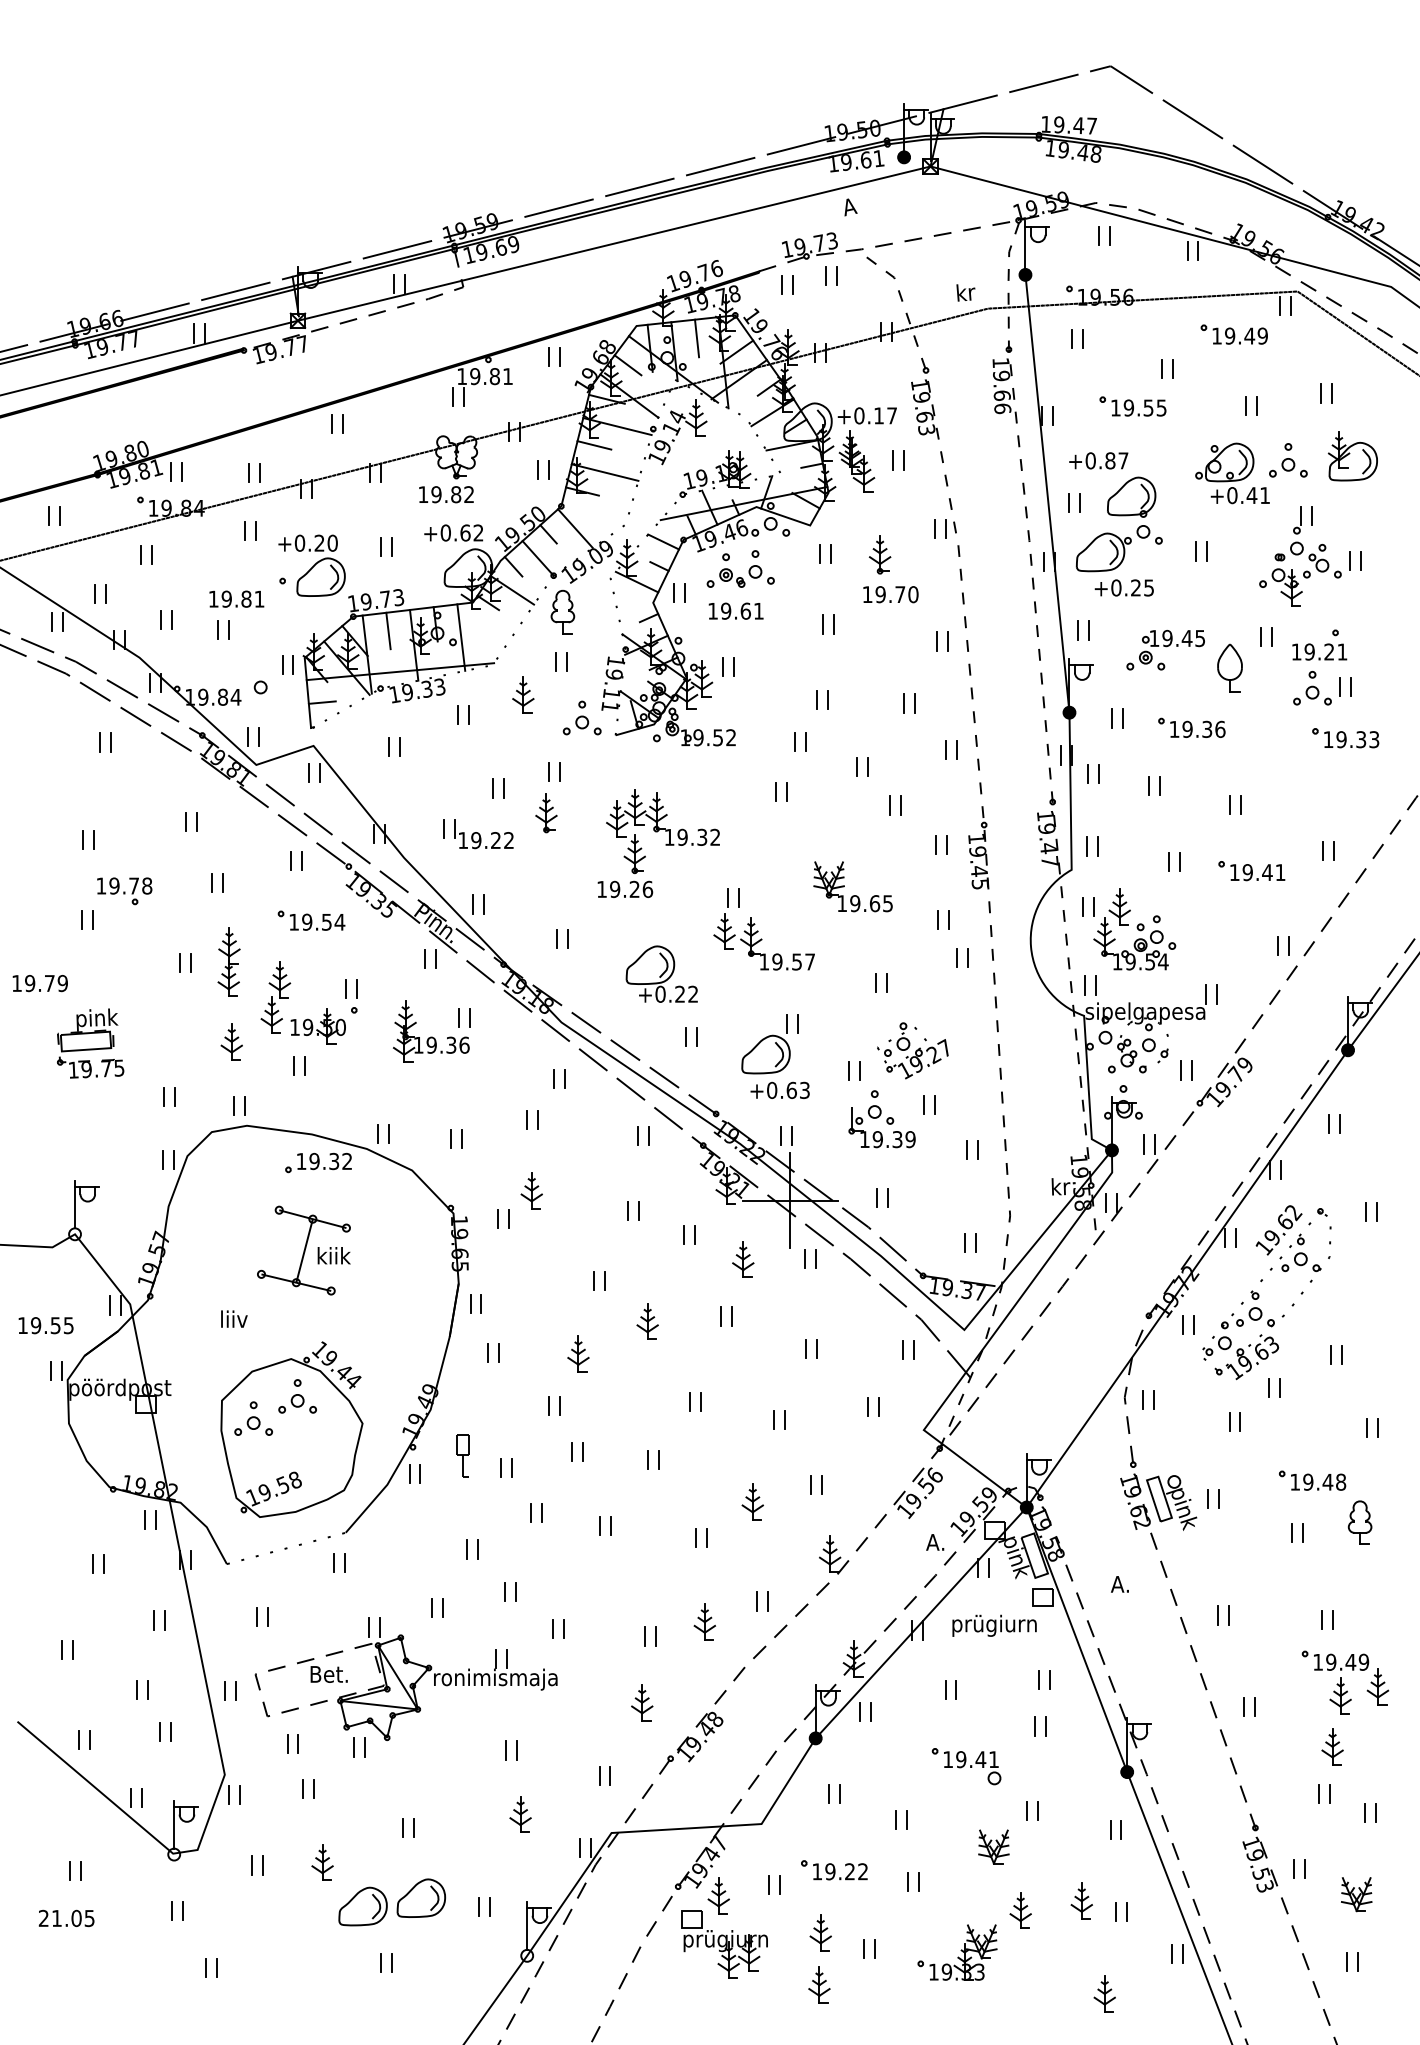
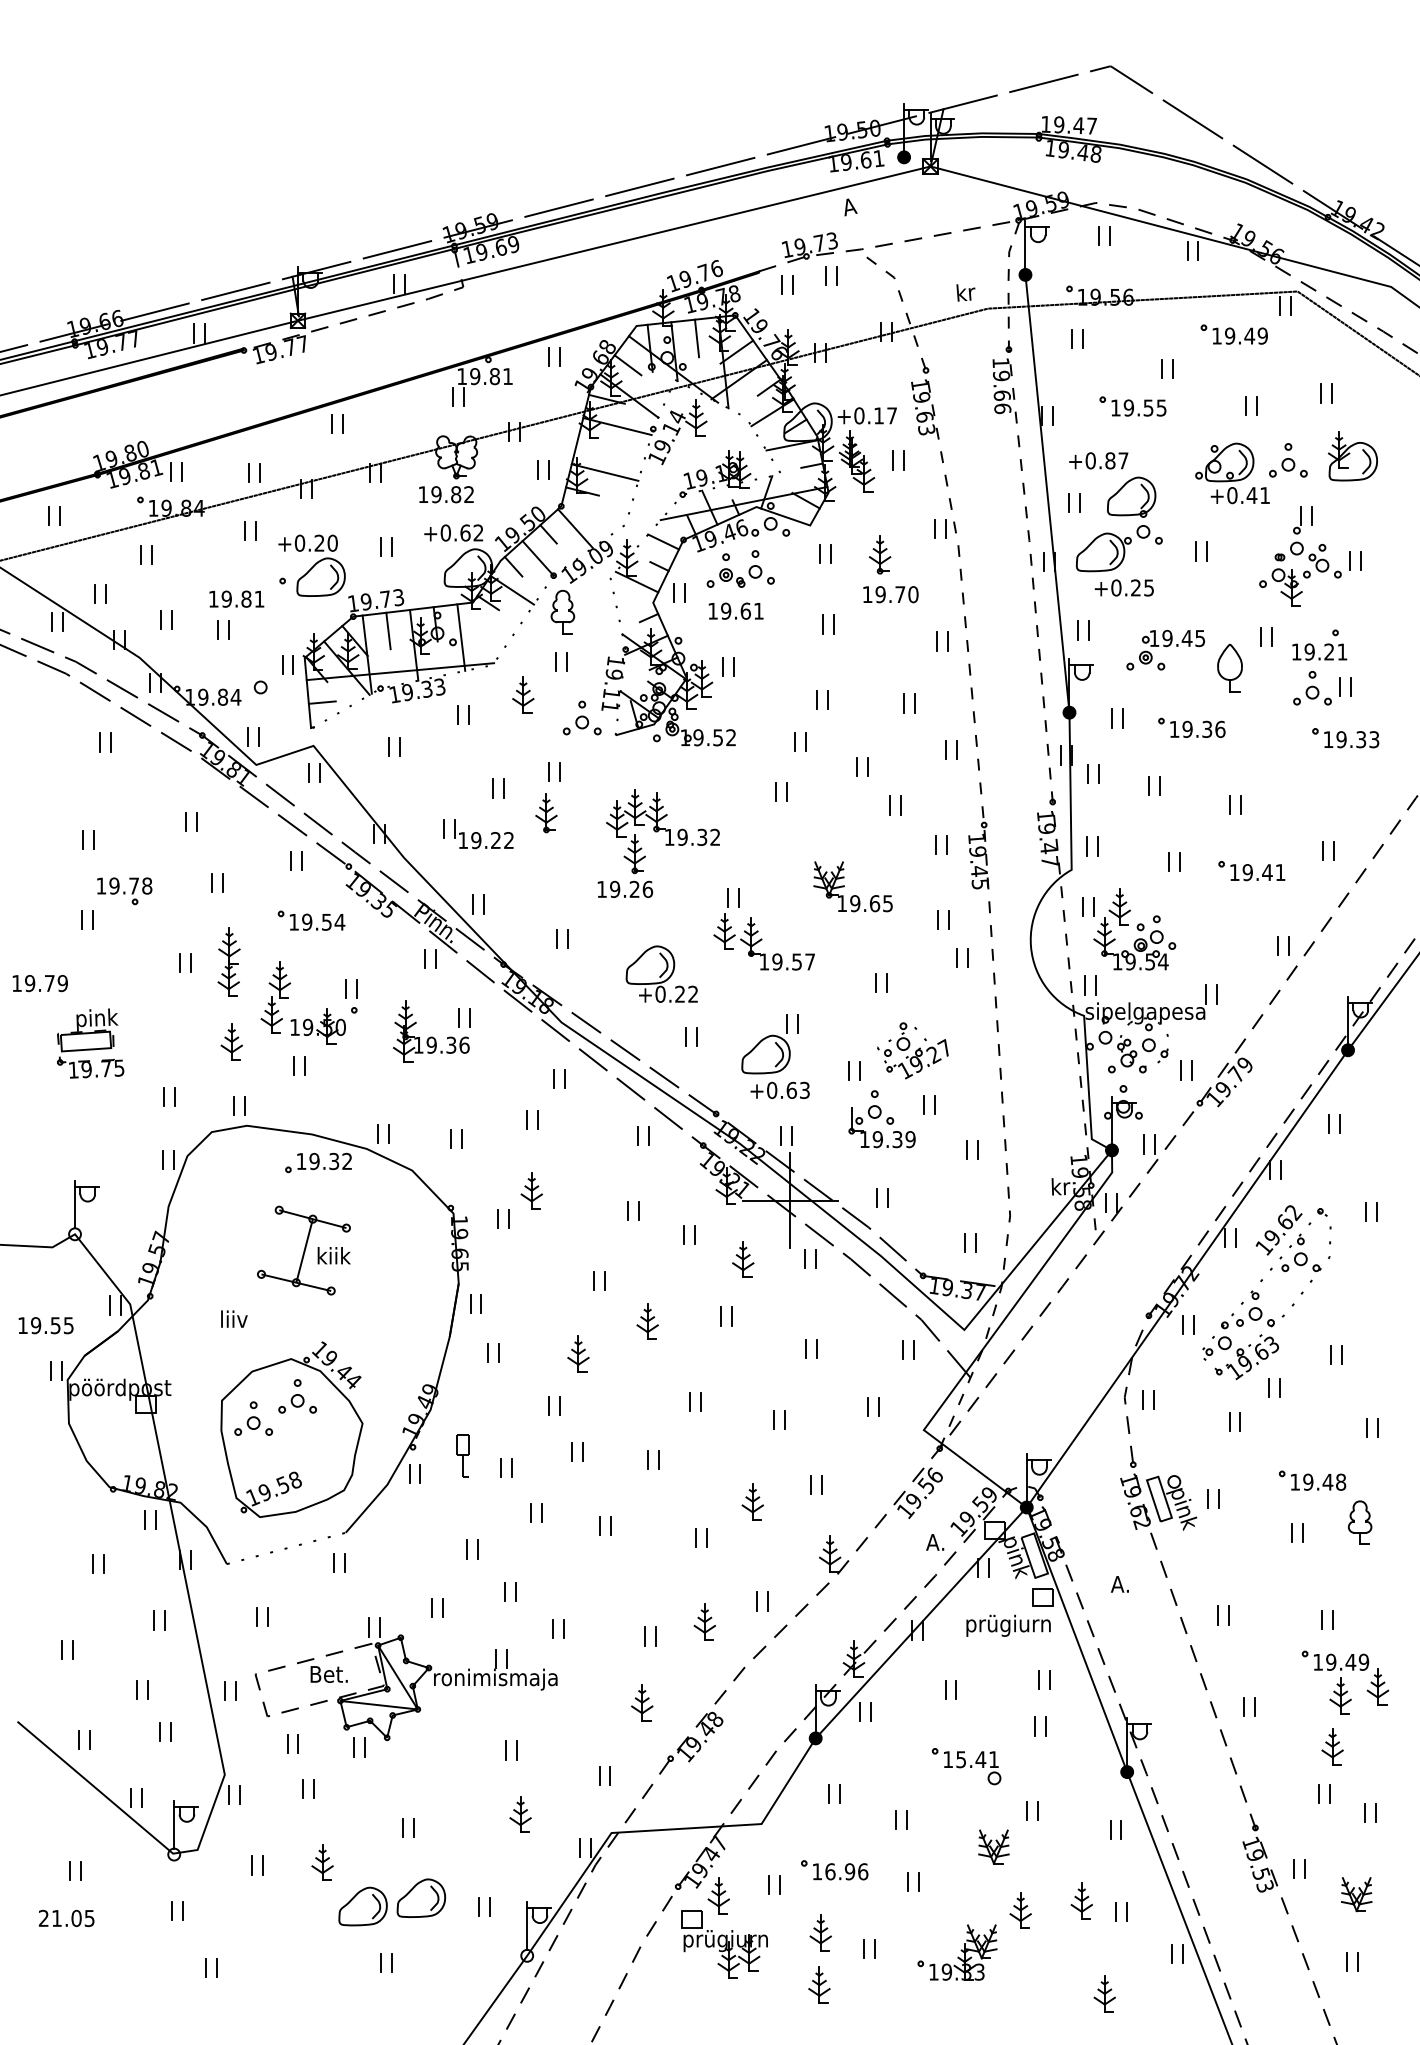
line: present -> none (594, 445)
text position: (994, 1625) -> (1008, 1625) (1008, 1625)
text: 19.41 -> 15.41 (961, 1759)
text: 19.22 -> 16.96 (846, 1871)
